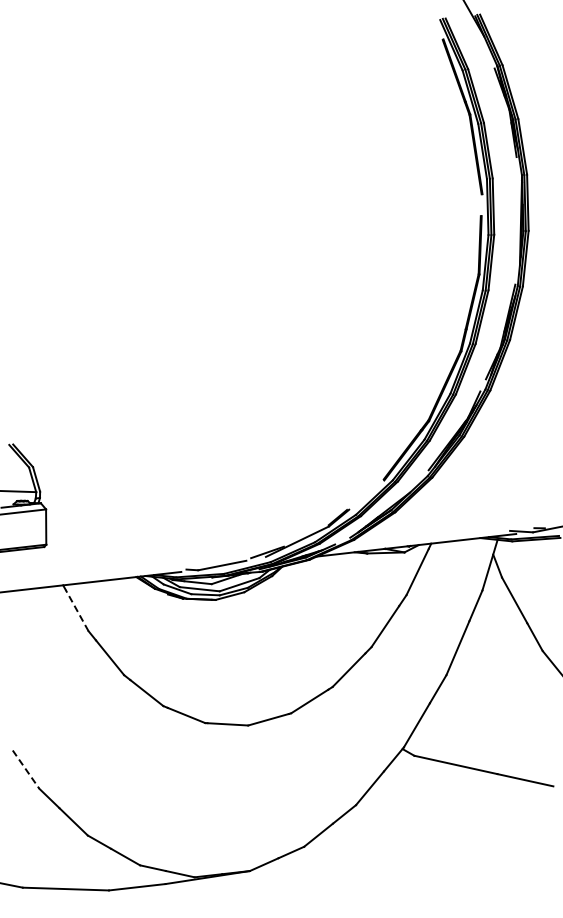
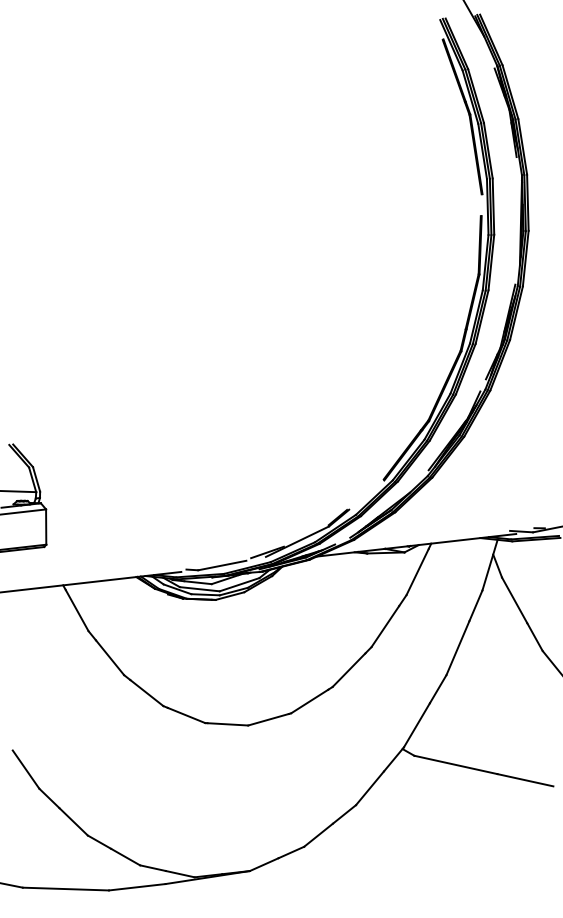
line: dashed -> solid (76, 610)
line: dashed -> solid (26, 770)
